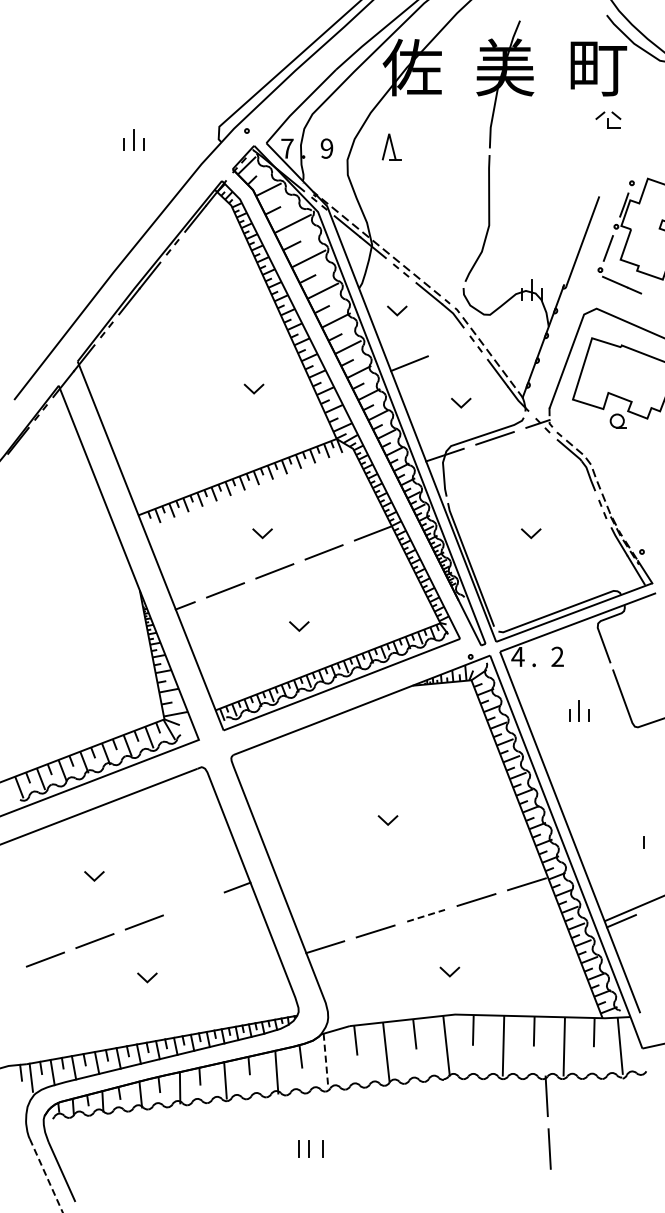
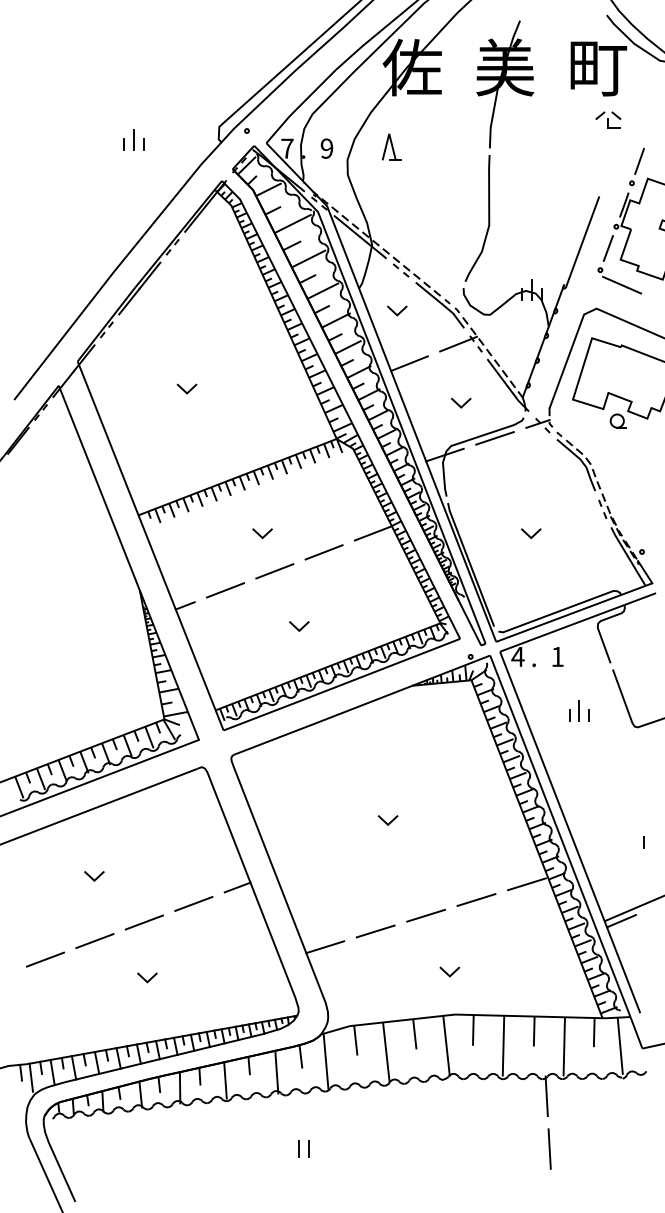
line: none -> present (639, 160)
line: none -> present (458, 343)
line position: (251, 389) -> (184, 389) (184, 389)
text: 2 -> 1 (557, 656)
line: none -> present (193, 903)
line: dashed -> solid (426, 915)
line: dashed -> solid (326, 1061)
line: present -> none (322, 1148)
line: dashed -> solid (46, 1176)
